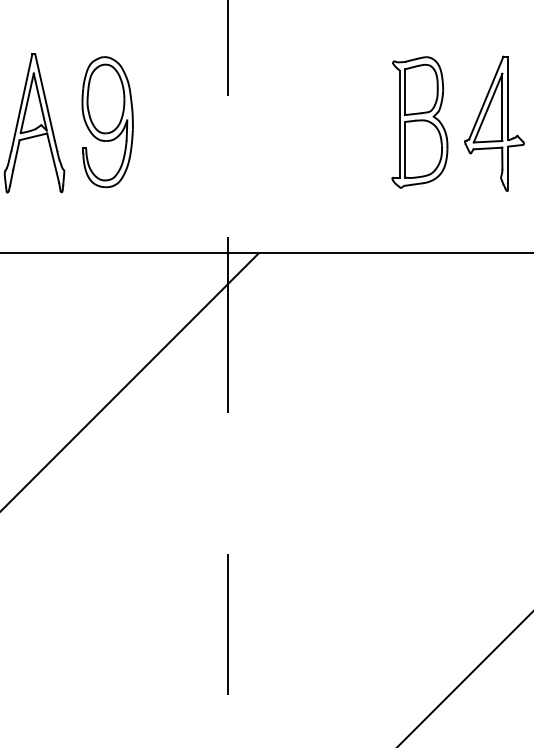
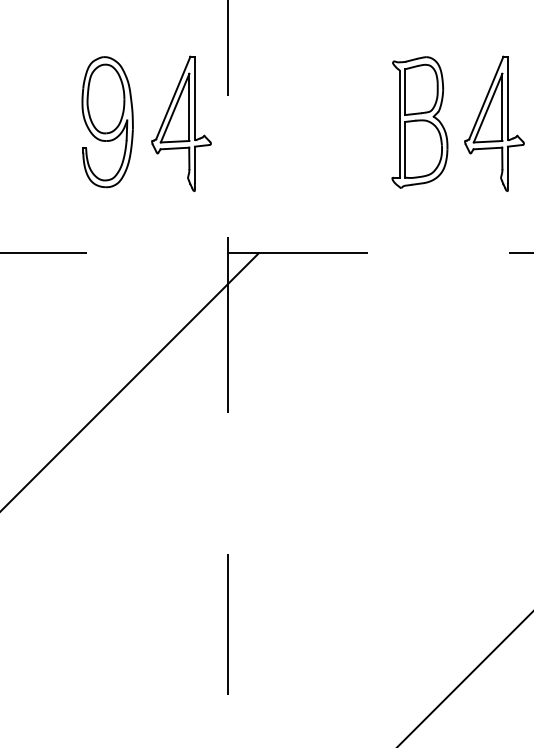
part: present -> none (34, 123)
part: none -> present (181, 123)
line: solid -> dashed (266, 252)
